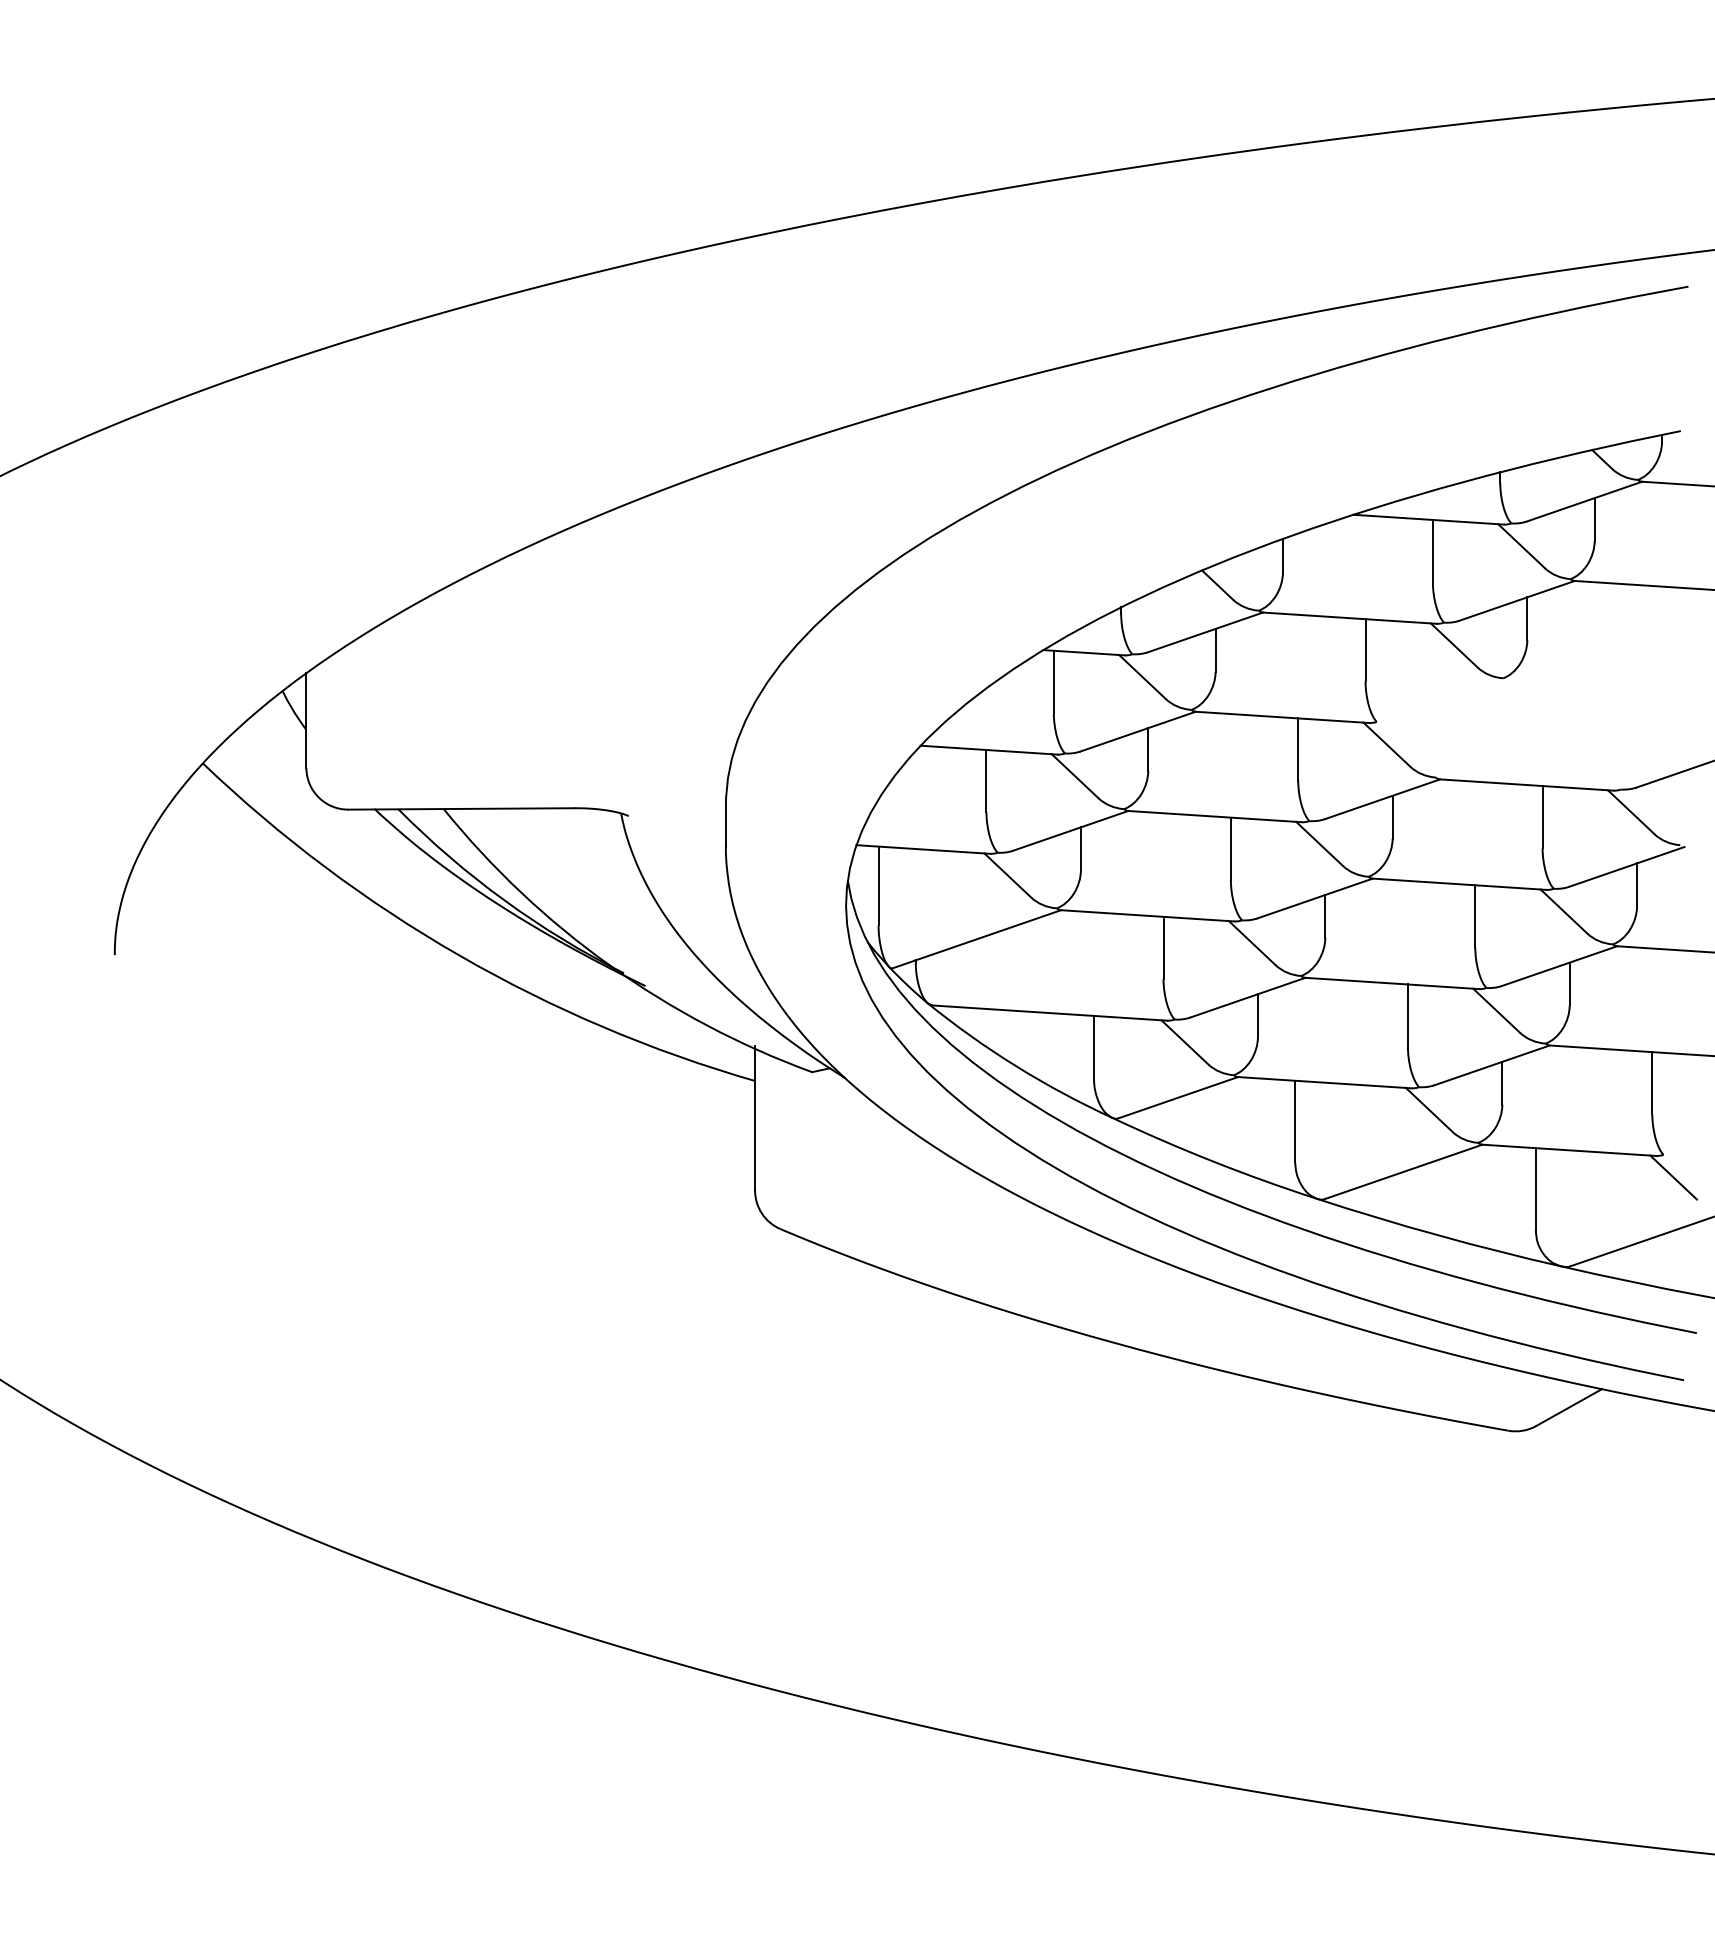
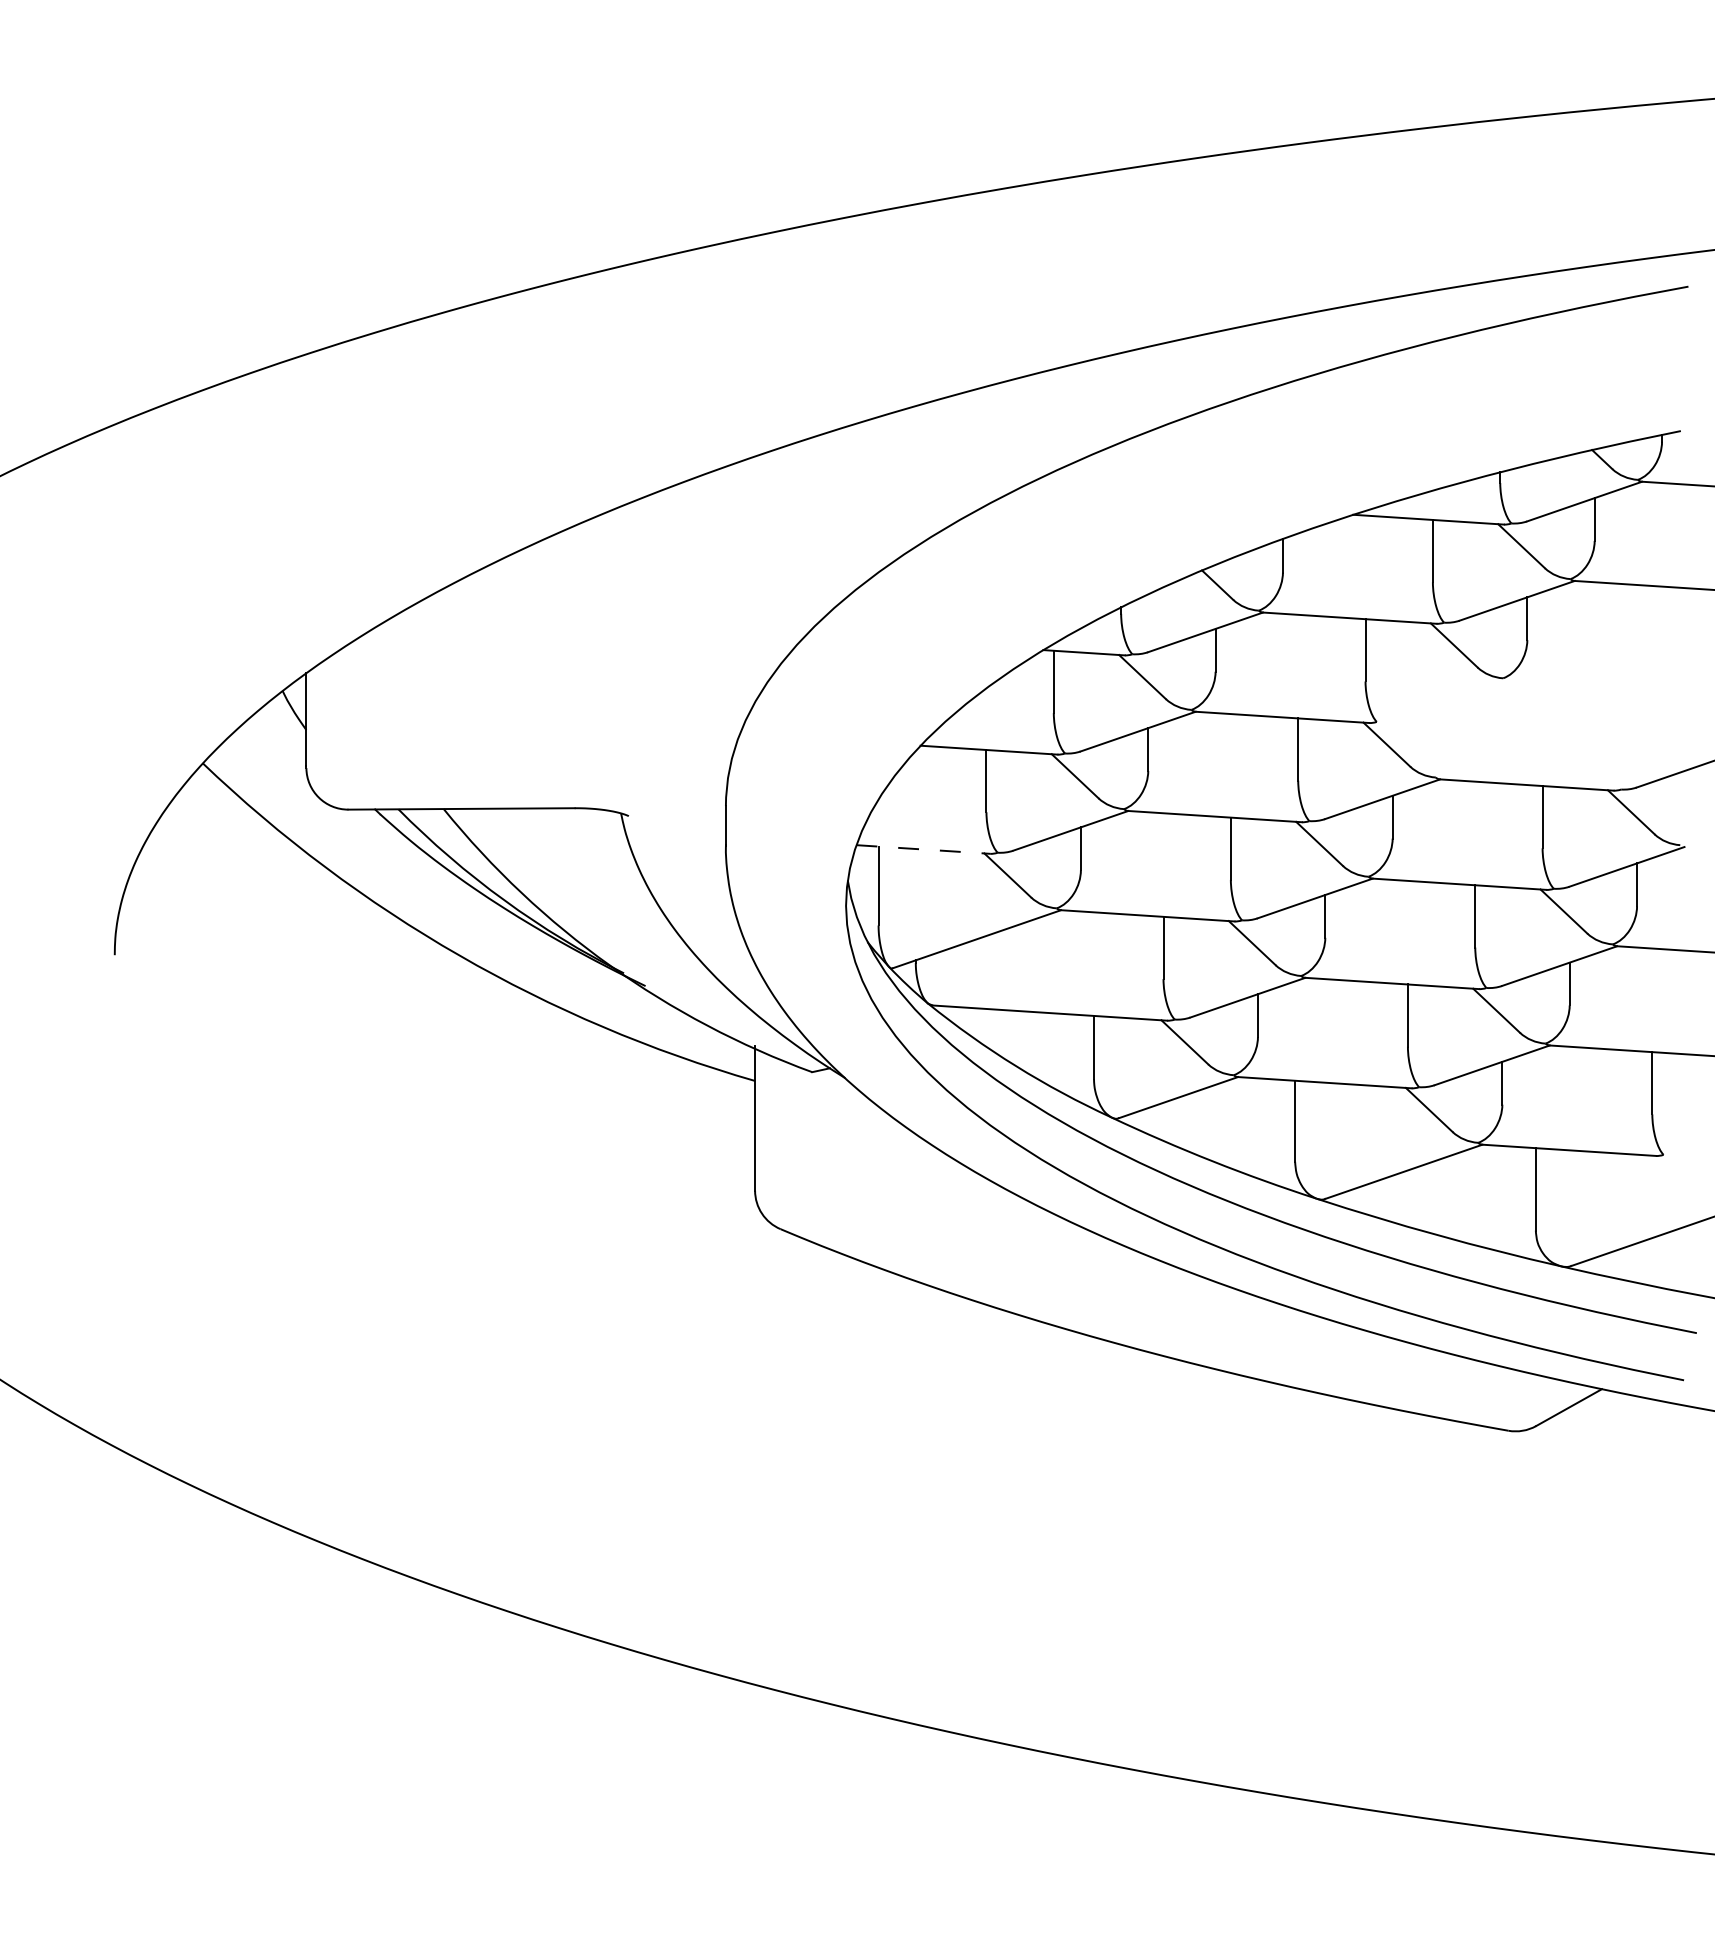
line: solid -> dashed (923, 849)
line: present -> none (1673, 1177)
